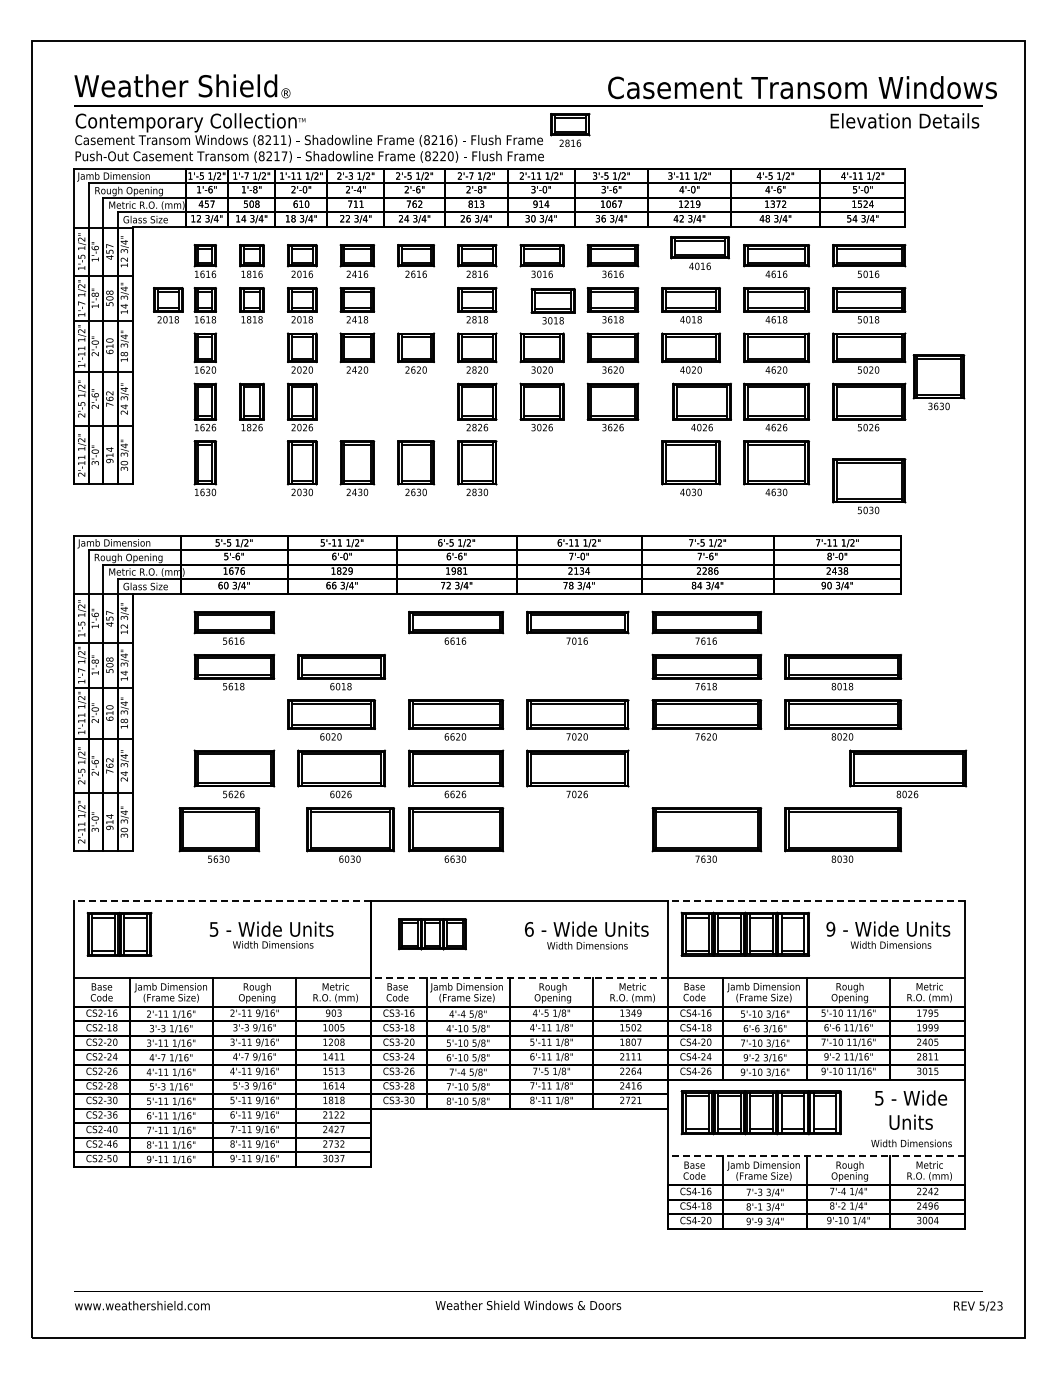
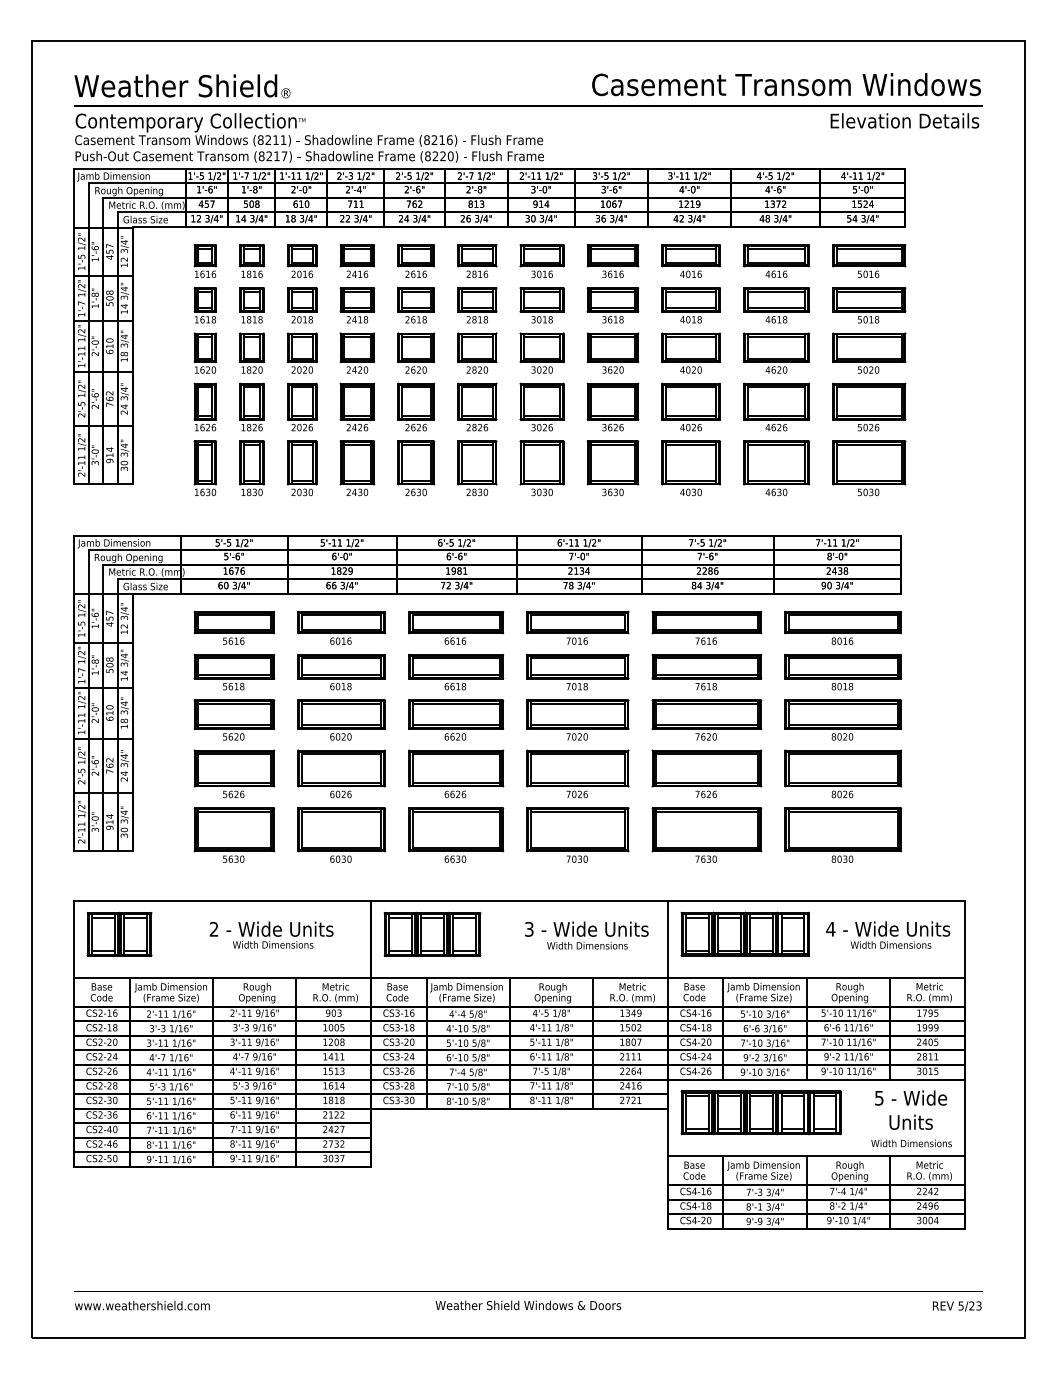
text position: (802, 87) -> (786, 84) (786, 84)
part: present -> none (570, 129)
part position: (699, 252) -> (690, 260) (690, 260)
part: present -> none (168, 305)
part: none -> present (416, 305)
part position: (552, 306) -> (541, 305) (541, 305)
part: none -> present (251, 352)
part position: (938, 382) -> (612, 468) (612, 468)
part: none -> present (357, 406)
part: none -> present (416, 406)
part position: (701, 406) -> (690, 406) (690, 406)
part: none -> present (251, 468)
part: none -> present (541, 468)
part position: (869, 486) -> (869, 468) (869, 468)
part: none -> present (341, 627)
part: none -> present (843, 627)
part: none -> present (456, 671)
part: none -> present (577, 671)
part: none -> present (234, 719)
part position: (331, 719) -> (341, 719) (341, 719)
part: none -> present (706, 773)
part position: (908, 773) -> (843, 773) (843, 773)
part position: (219, 834) -> (234, 834) (234, 834)
part position: (350, 834) -> (341, 834) (341, 834)
part: none -> present (577, 834)
line: dashed -> solid (222, 901)
line: dashed -> solid (816, 901)
text: 9 -> 4 (830, 928)
text: 5 -> 2 (213, 929)
text: 6 -> 3 (529, 929)
part size: 69x33 px -> 99x46 px (432, 933)
line: dashed -> solid (519, 977)
line: dashed -> solid (816, 1156)
text position: (978, 1306) -> (957, 1306) (957, 1306)
